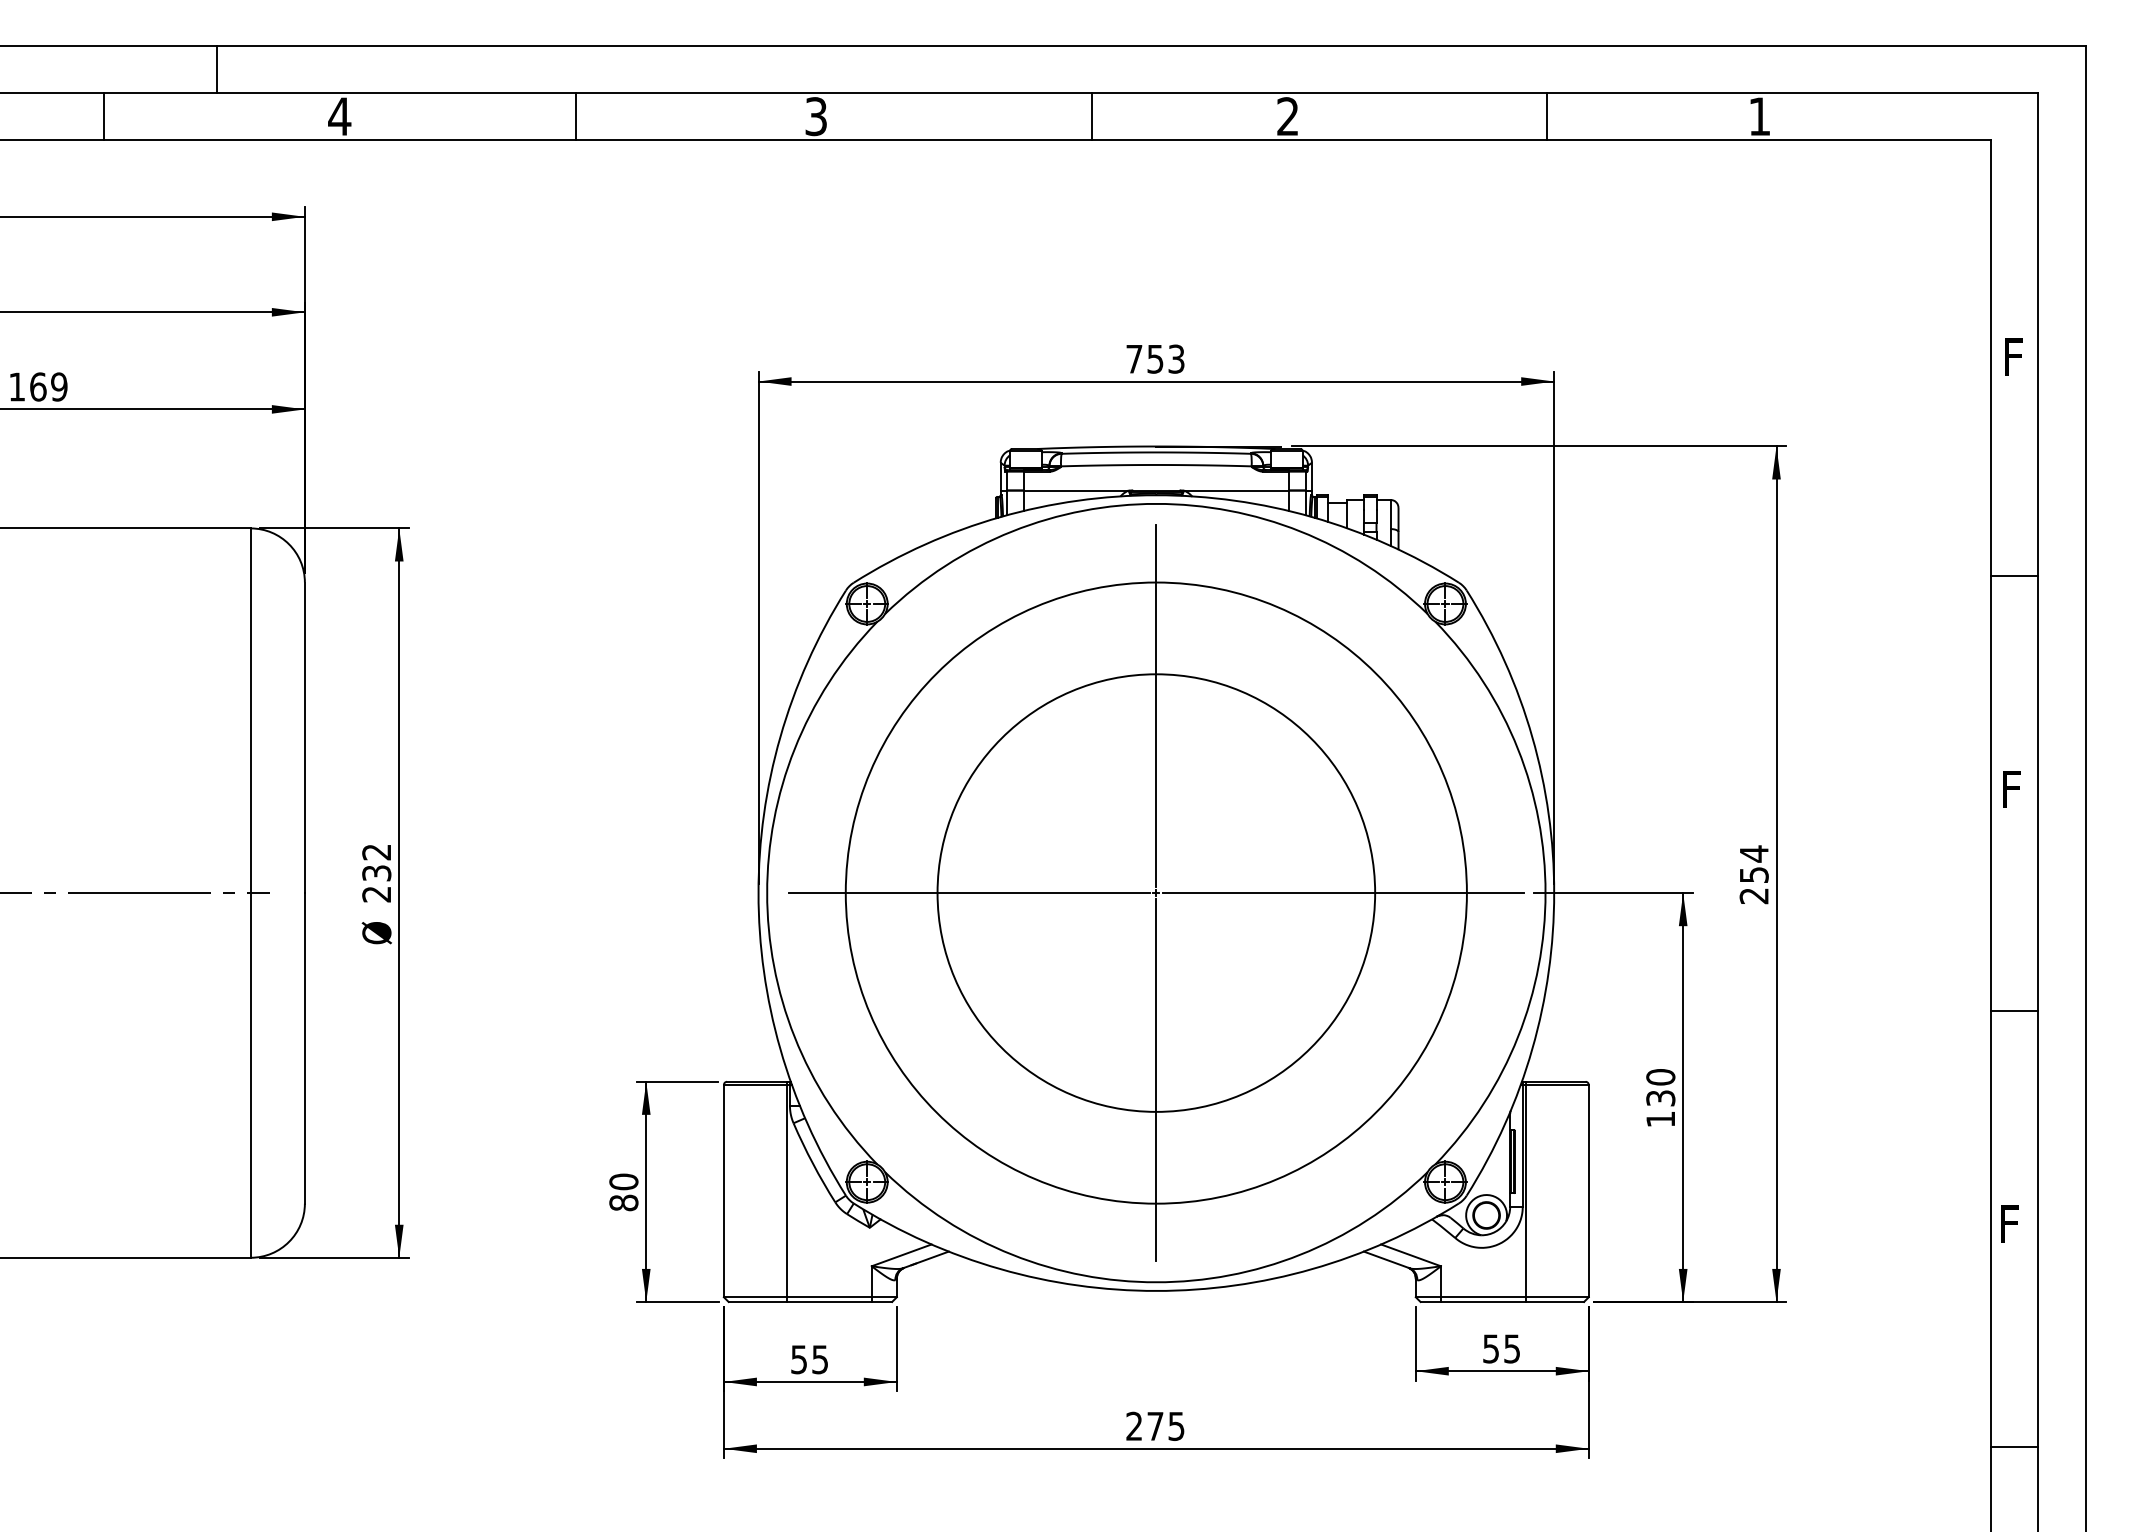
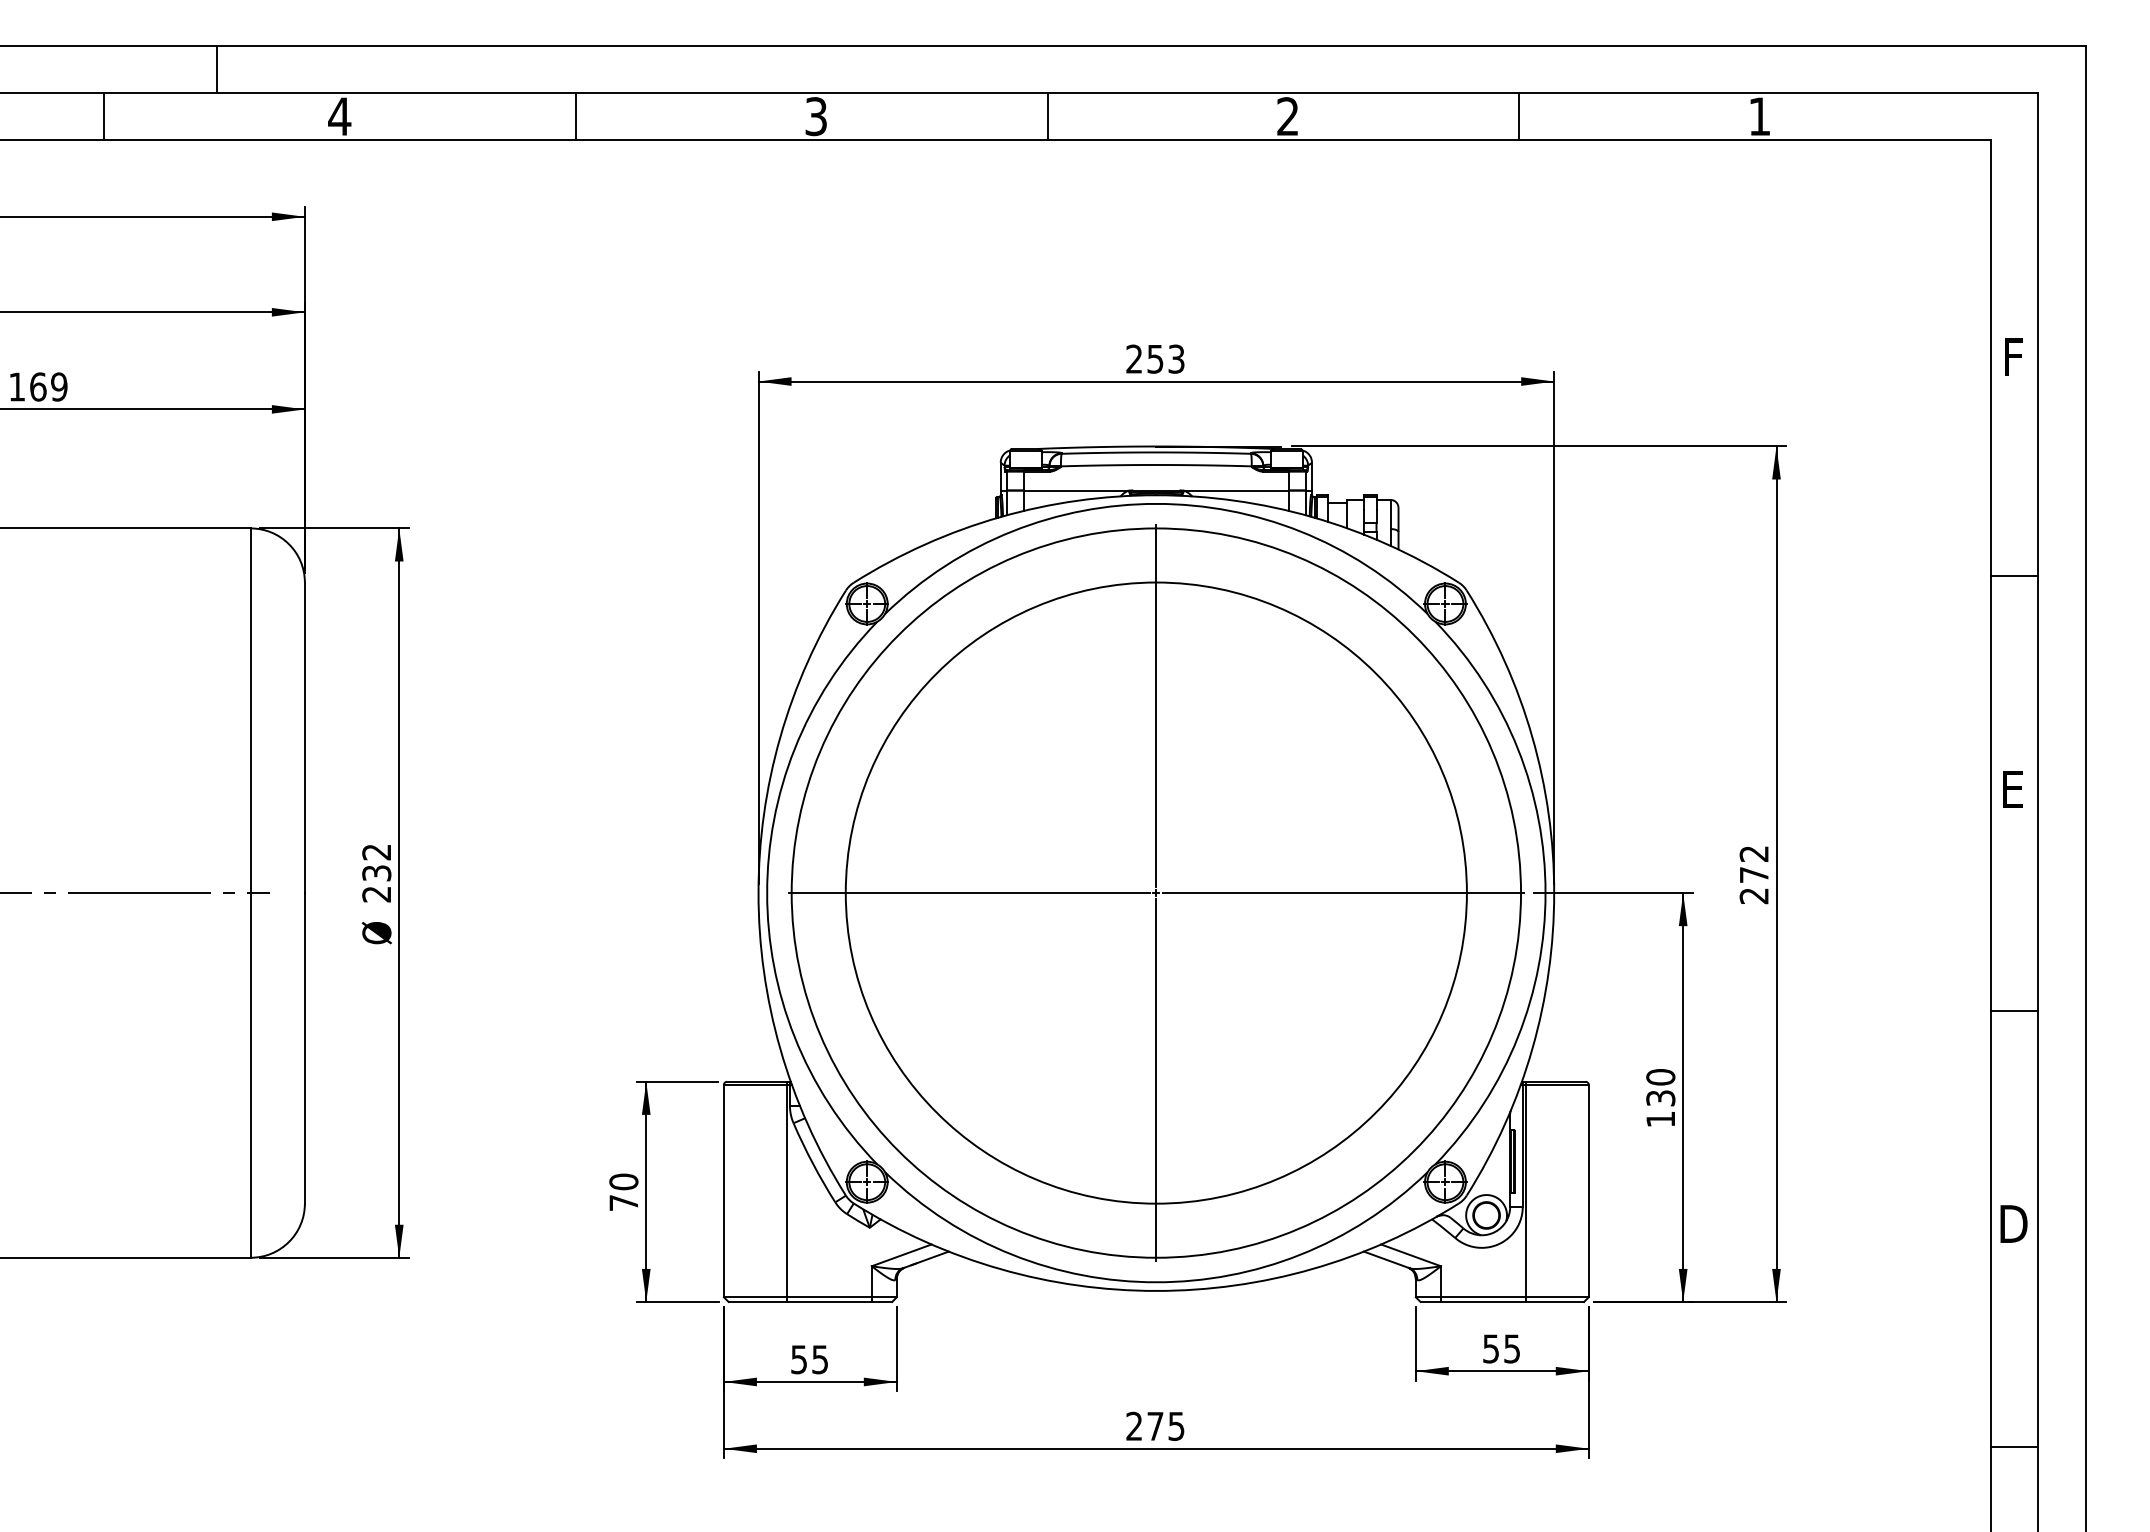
line position: (1091, 116) -> (1047, 116) (1047, 116)
line position: (1547, 116) -> (1519, 116) (1519, 116)
text: 753 -> 253 (1134, 358)
text: F -> E (2014, 789)
text: 254 -> 272 (1753, 863)
circle diameter: 438 px -> 729 px (1156, 892)
text: 80 -> 70 (623, 1202)
text: F -> D (2013, 1223)
